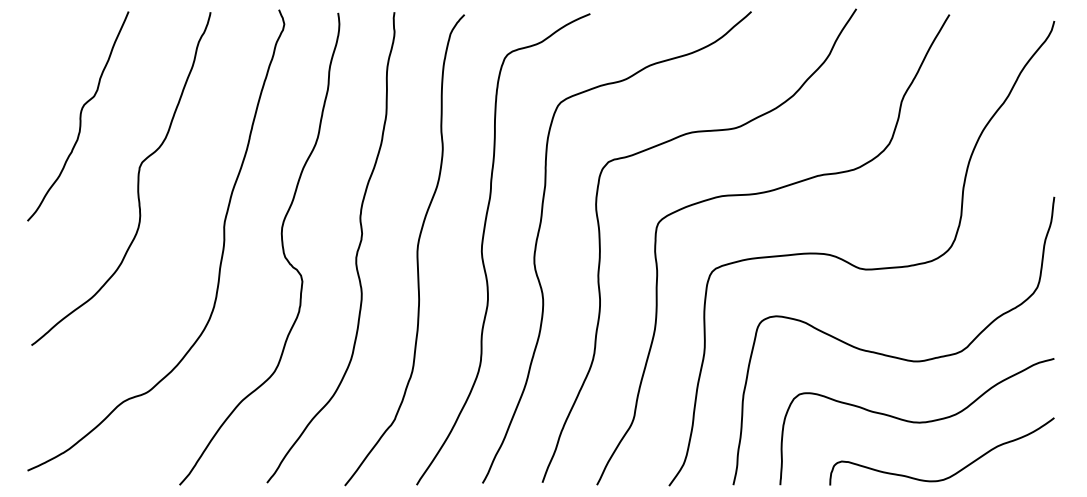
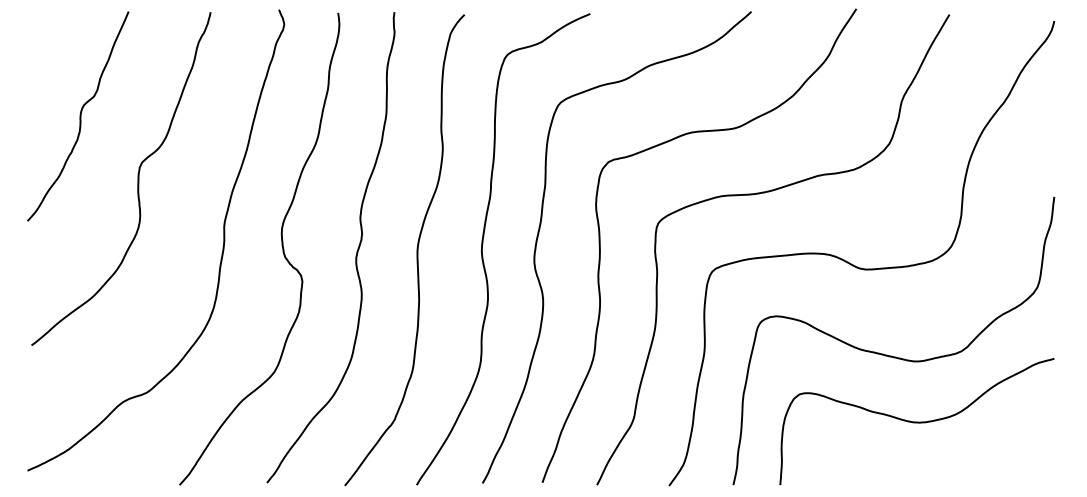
curve: present -> none (955, 472)
